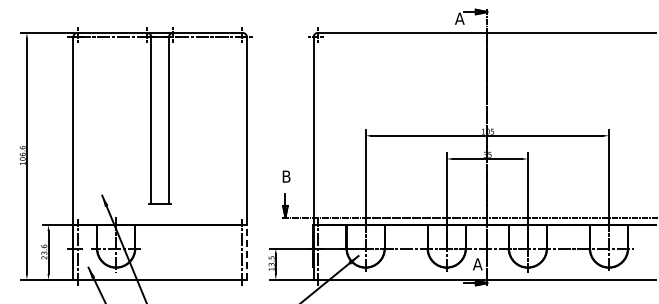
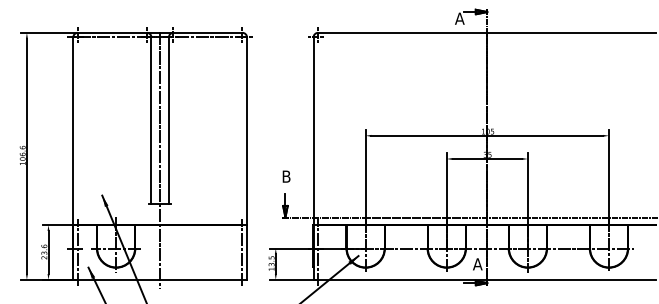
line: none -> present (160, 159)
line: dashed -> solid (247, 252)
